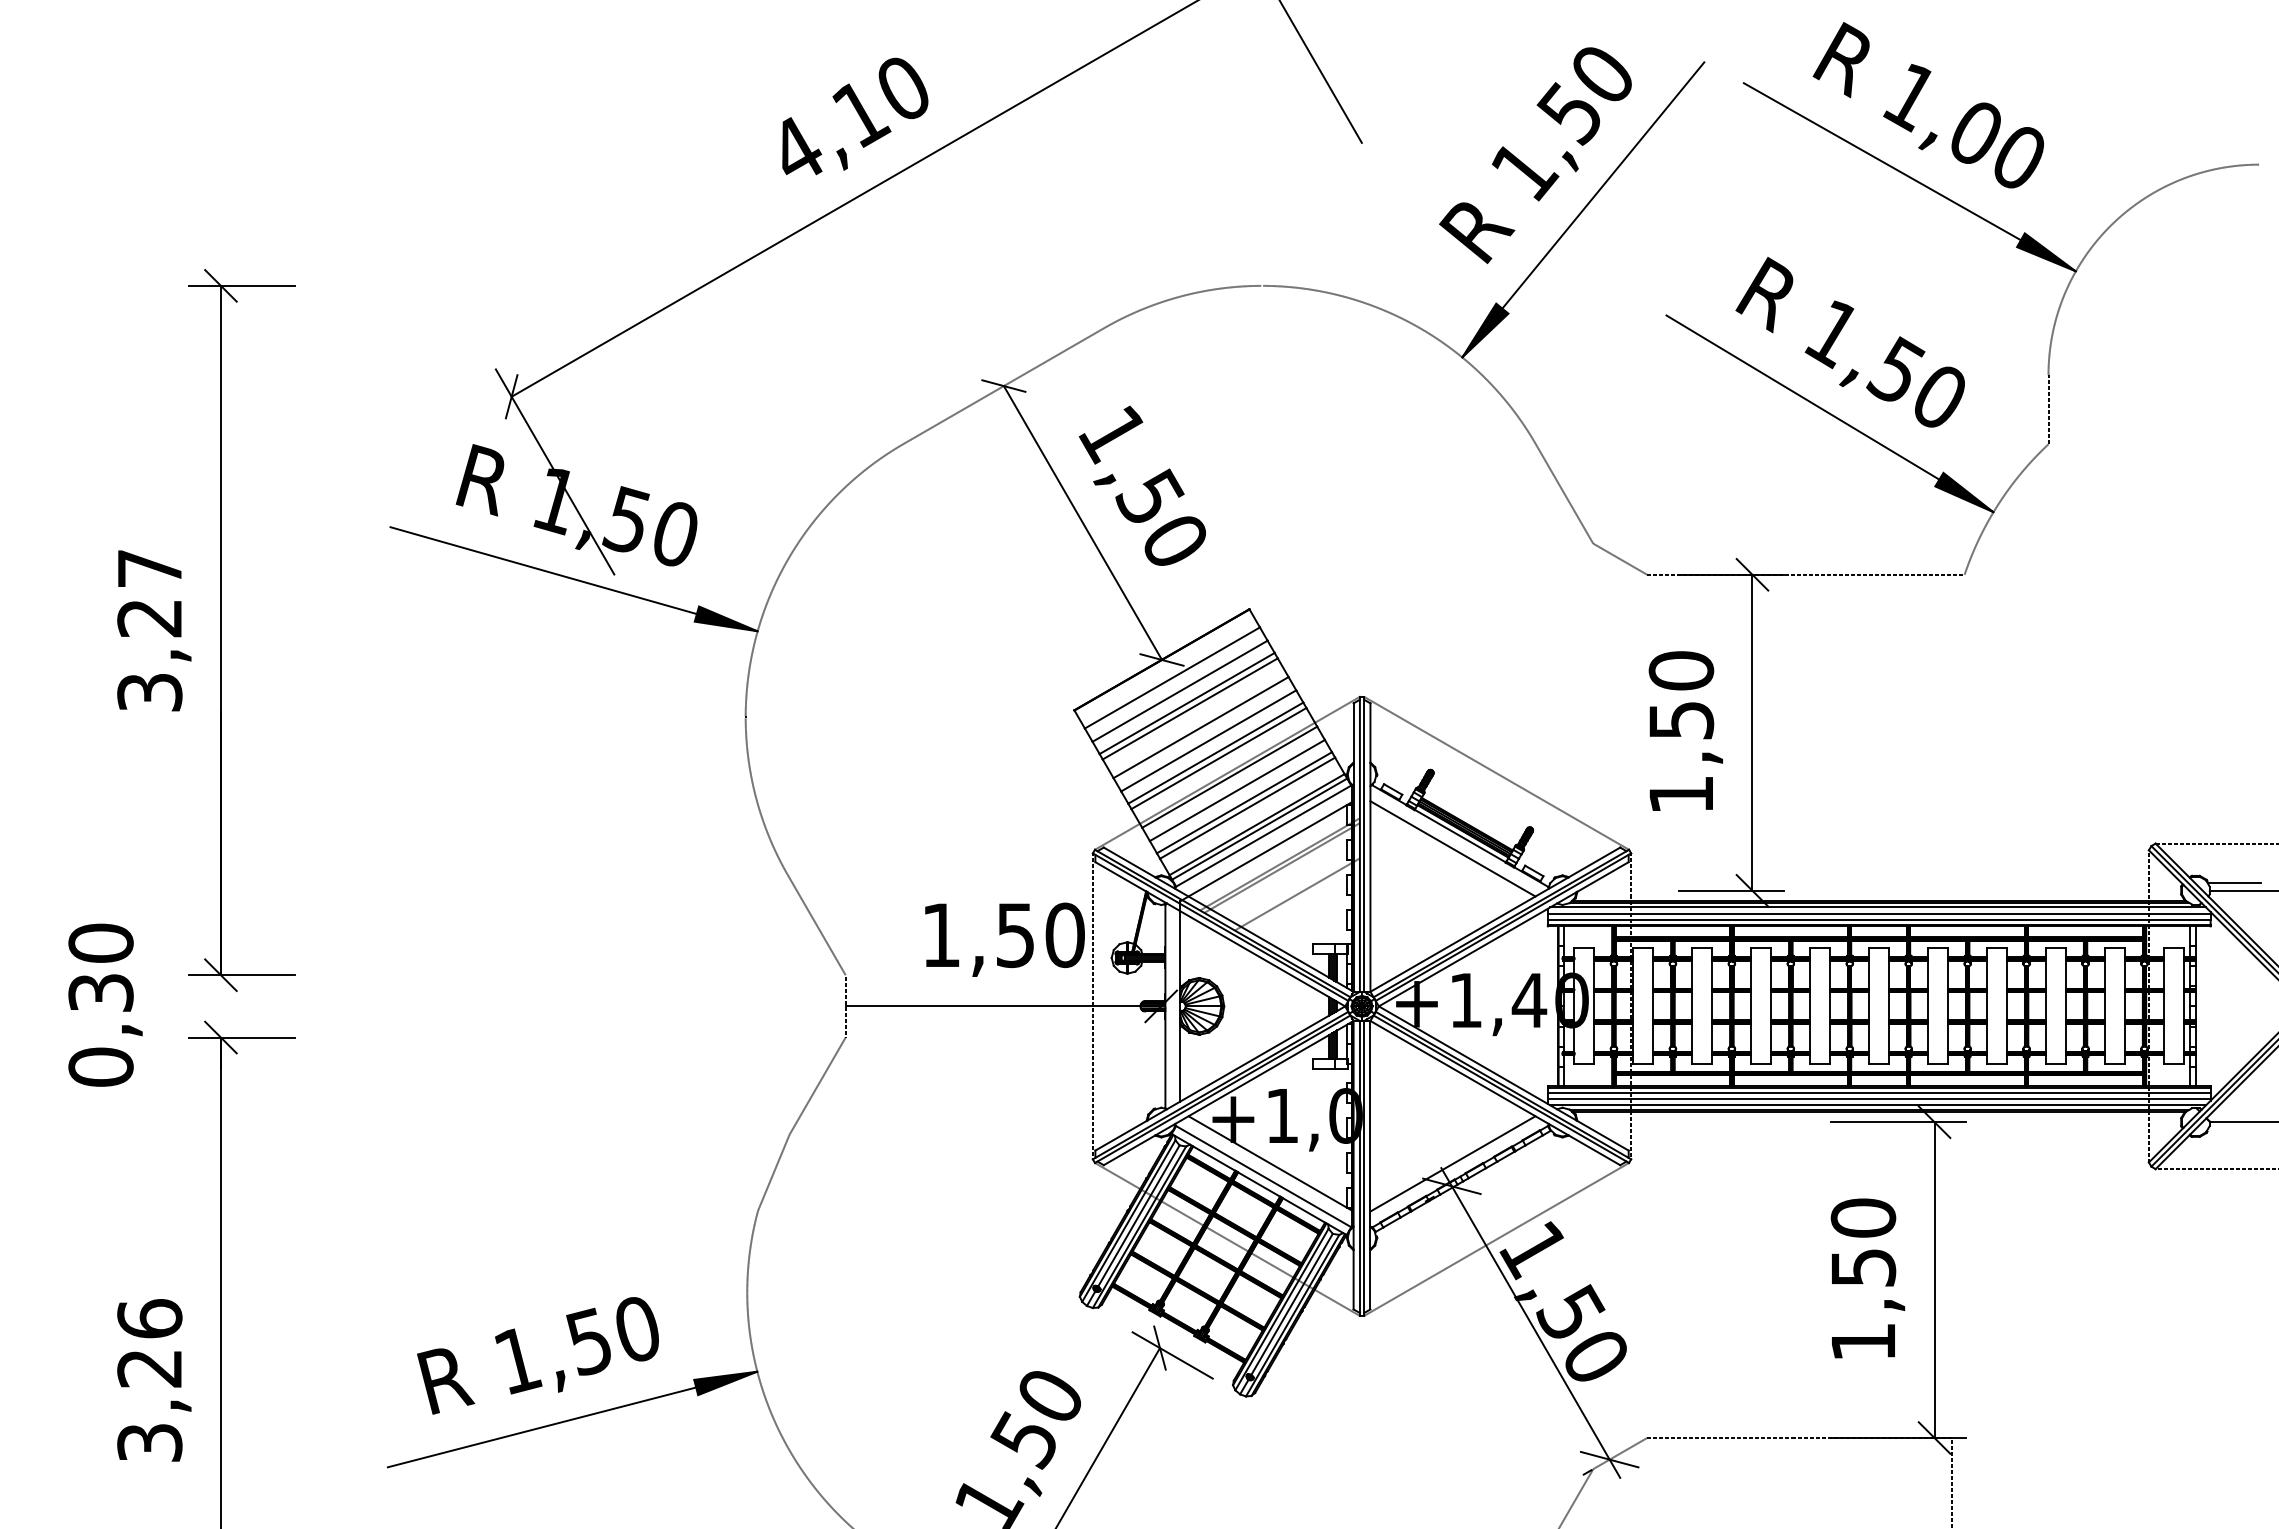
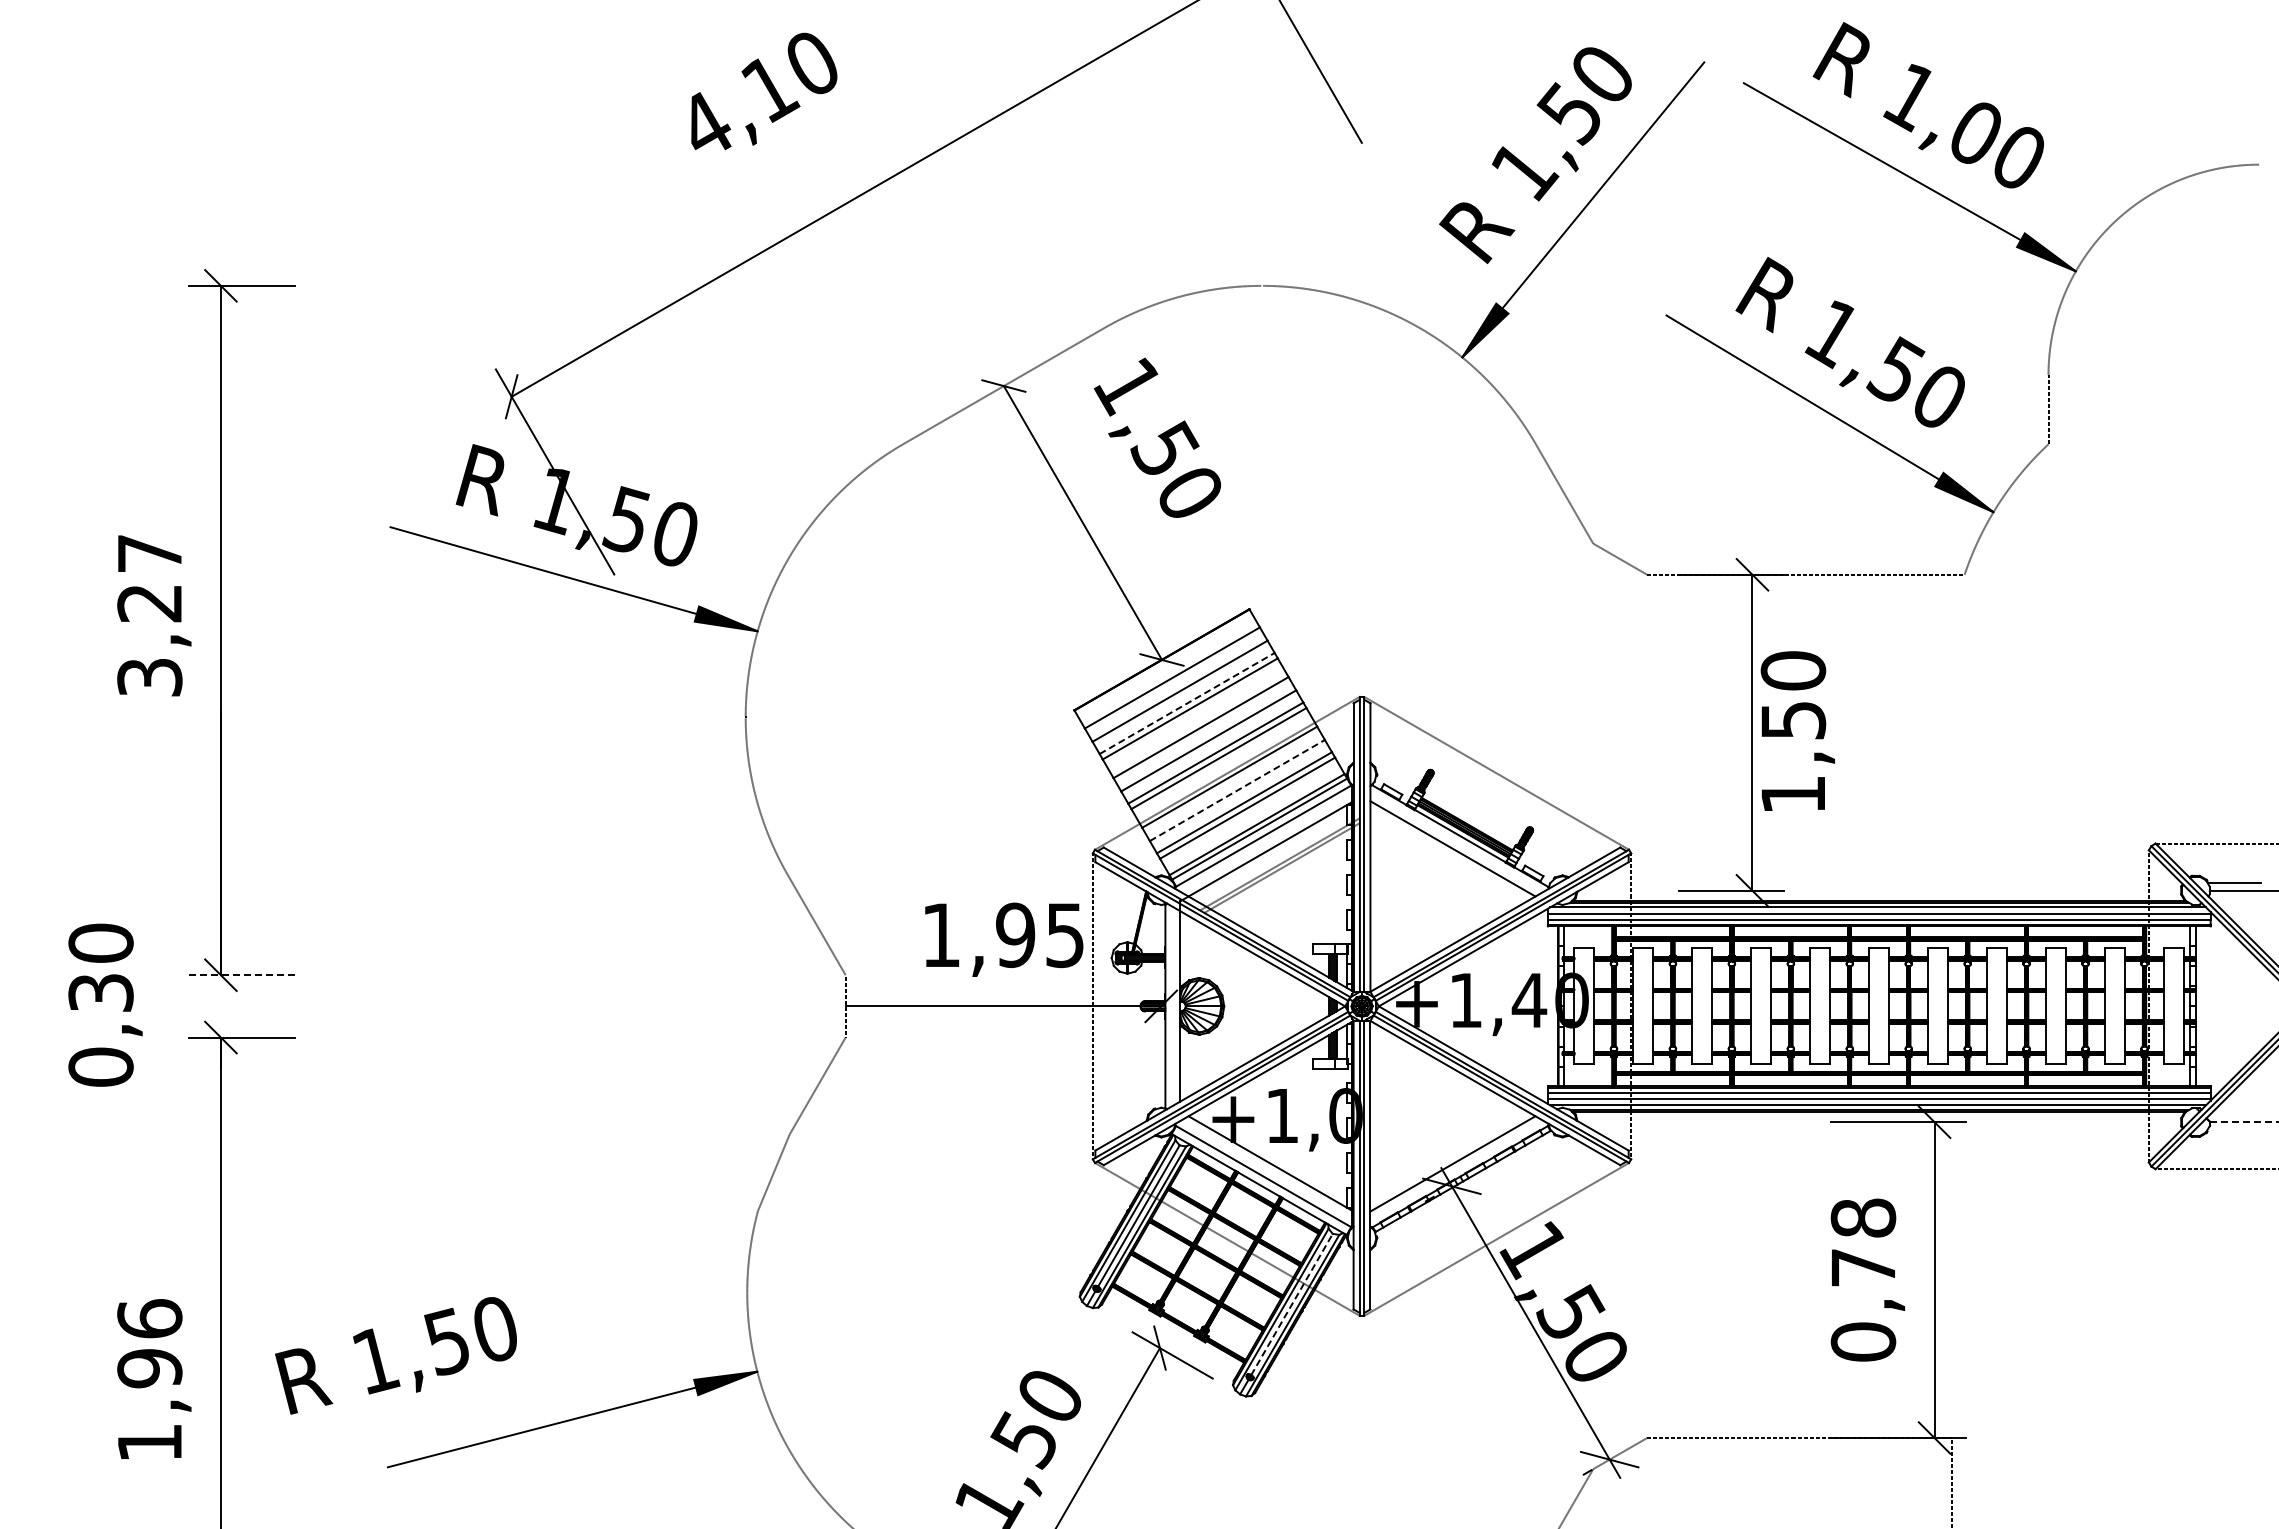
text position: (855, 116) -> (764, 91) (764, 91)
text position: (1141, 485) -> (1156, 437) (1156, 437)
text position: (154, 630) -> (154, 615) (154, 615)
line: solid -> dashed (1187, 703)
text position: (1685, 730) -> (1797, 730) (1797, 730)
line: solid -> dashed (1237, 790)
line: present -> none (1296, 894)
text: 1,50 -> 1,95 (1040, 935)
line: solid -> dashed (241, 975)
line: solid -> dashed (2244, 1122)
text: 1,50 -> 0,78 (1863, 1279)
line: solid -> dashed (1291, 1304)
text position: (537, 1355) -> (395, 1355) (395, 1355)
text: 3,26 -> 1,96 (149, 1405)
